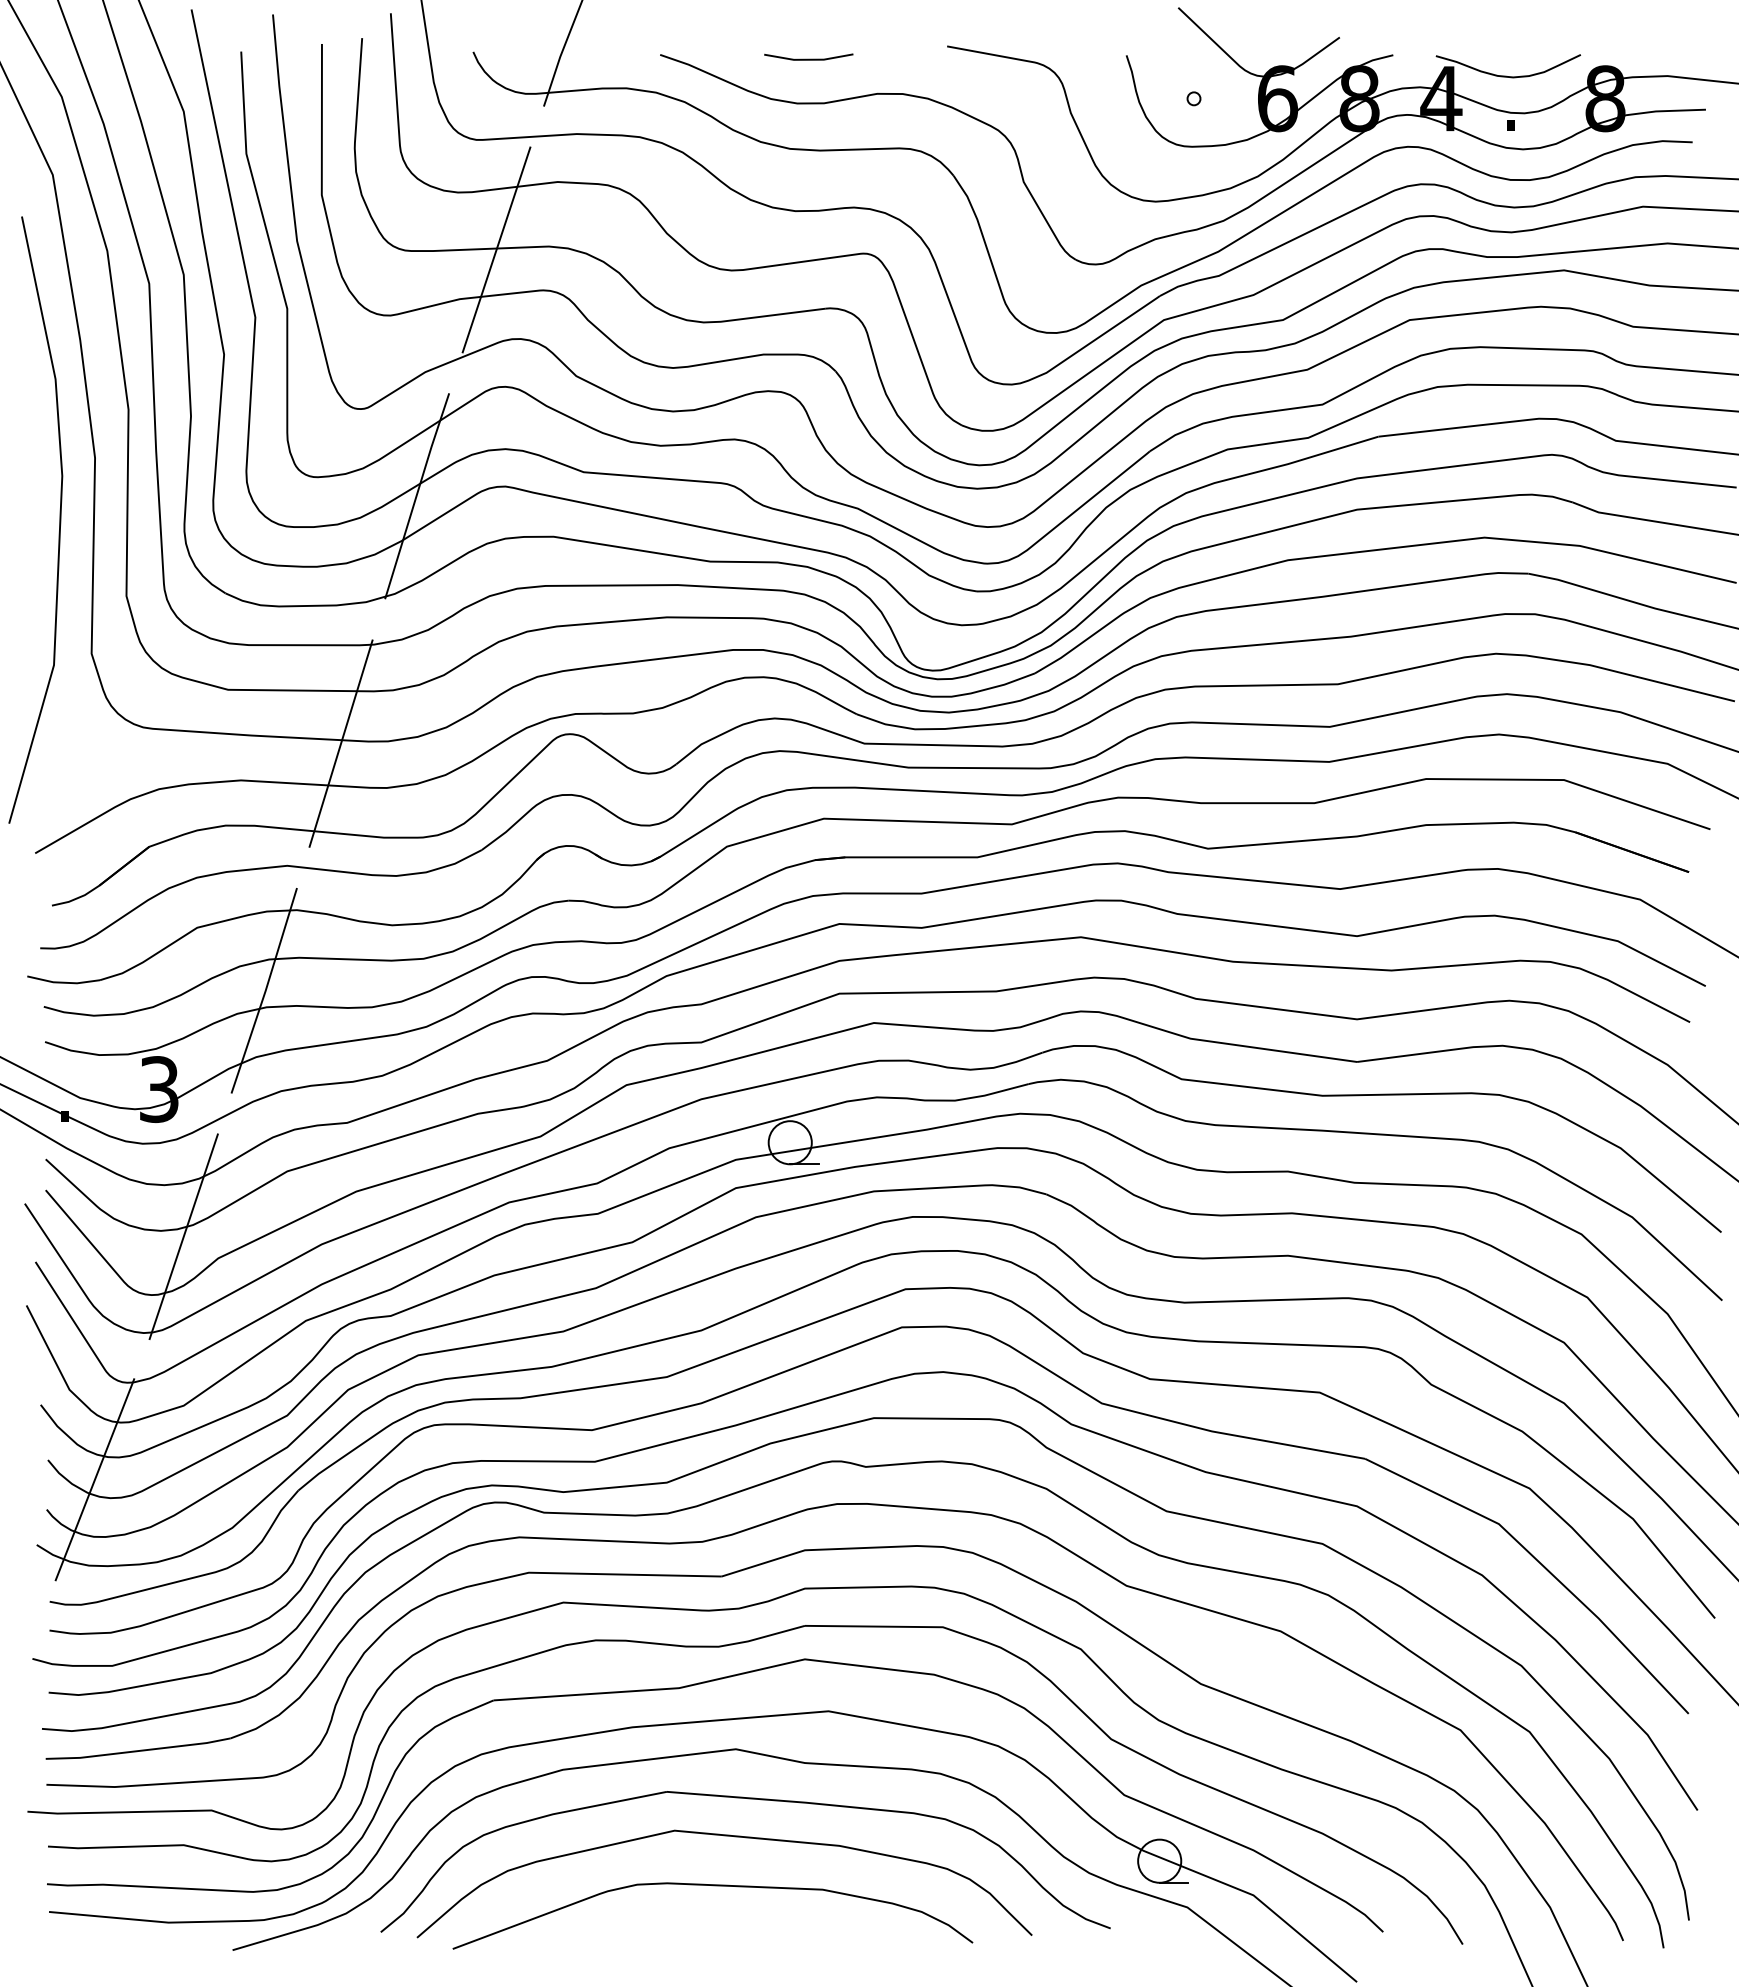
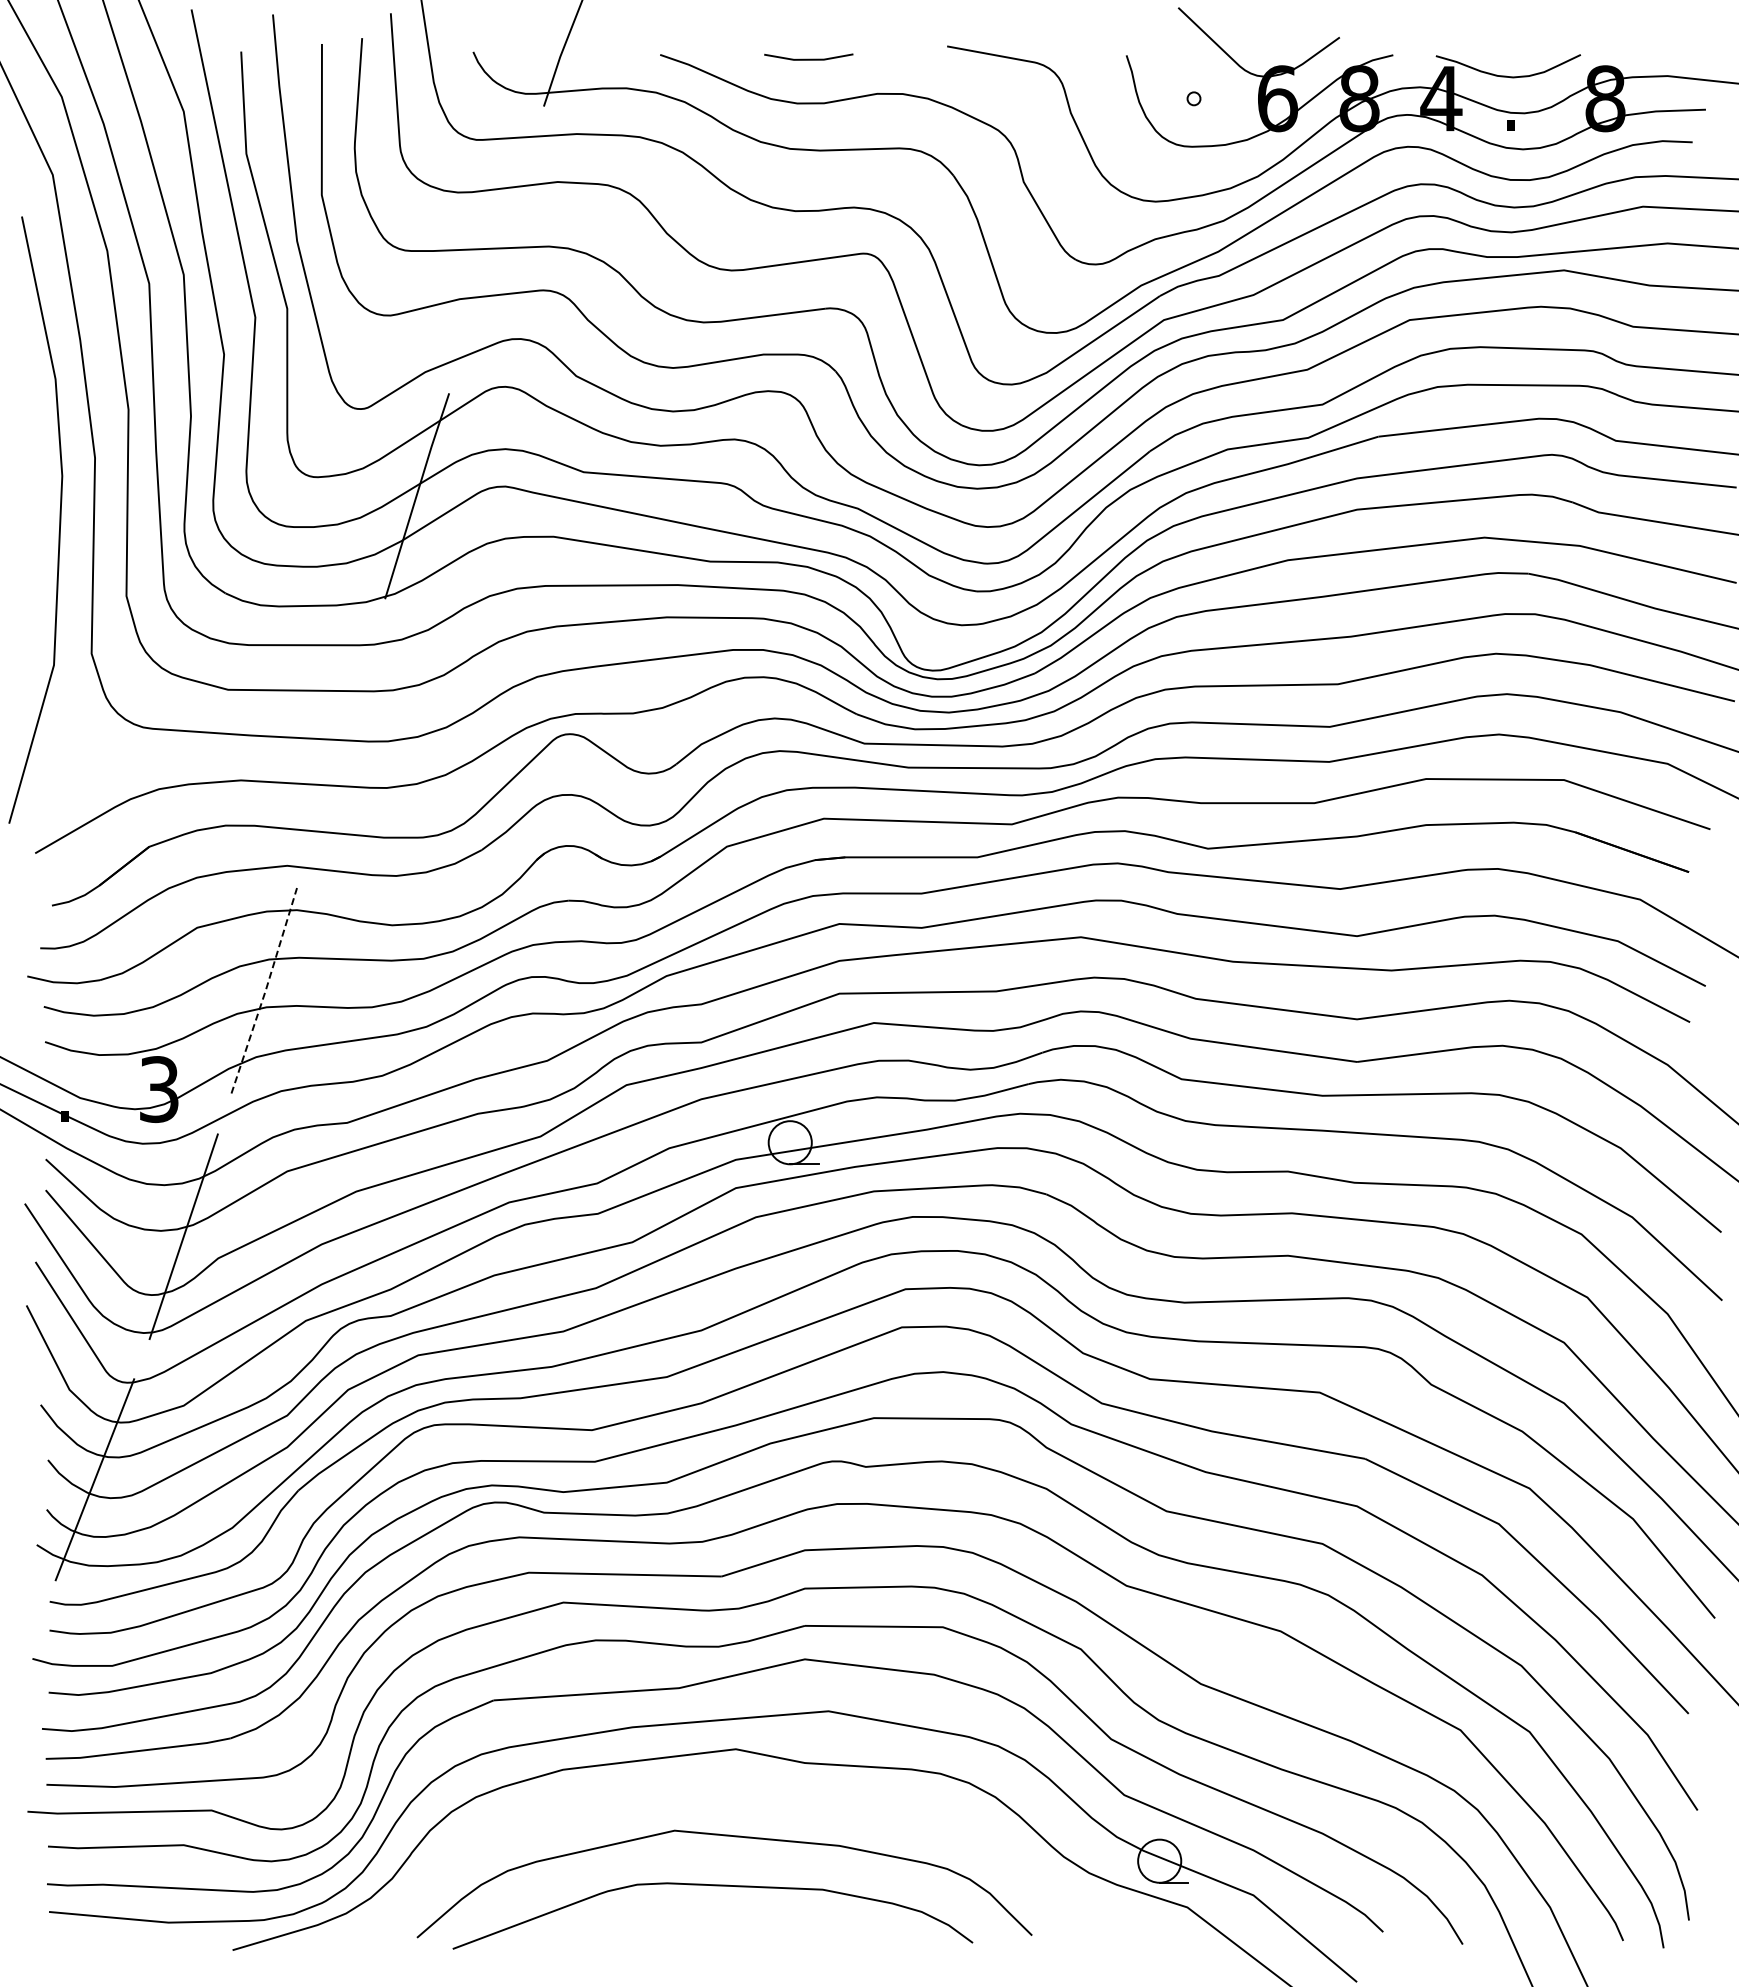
line: present -> none (496, 249)
line: present -> none (340, 743)
line: solid -> dashed (265, 990)
part: present -> none (748, 1799)
